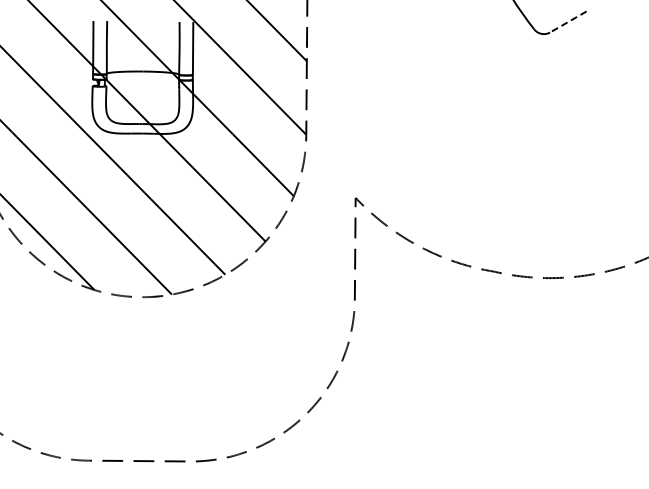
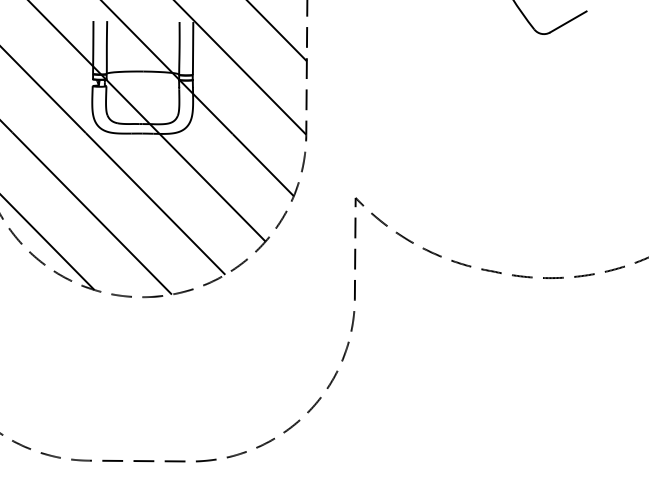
line: dashed -> solid (567, 22)
